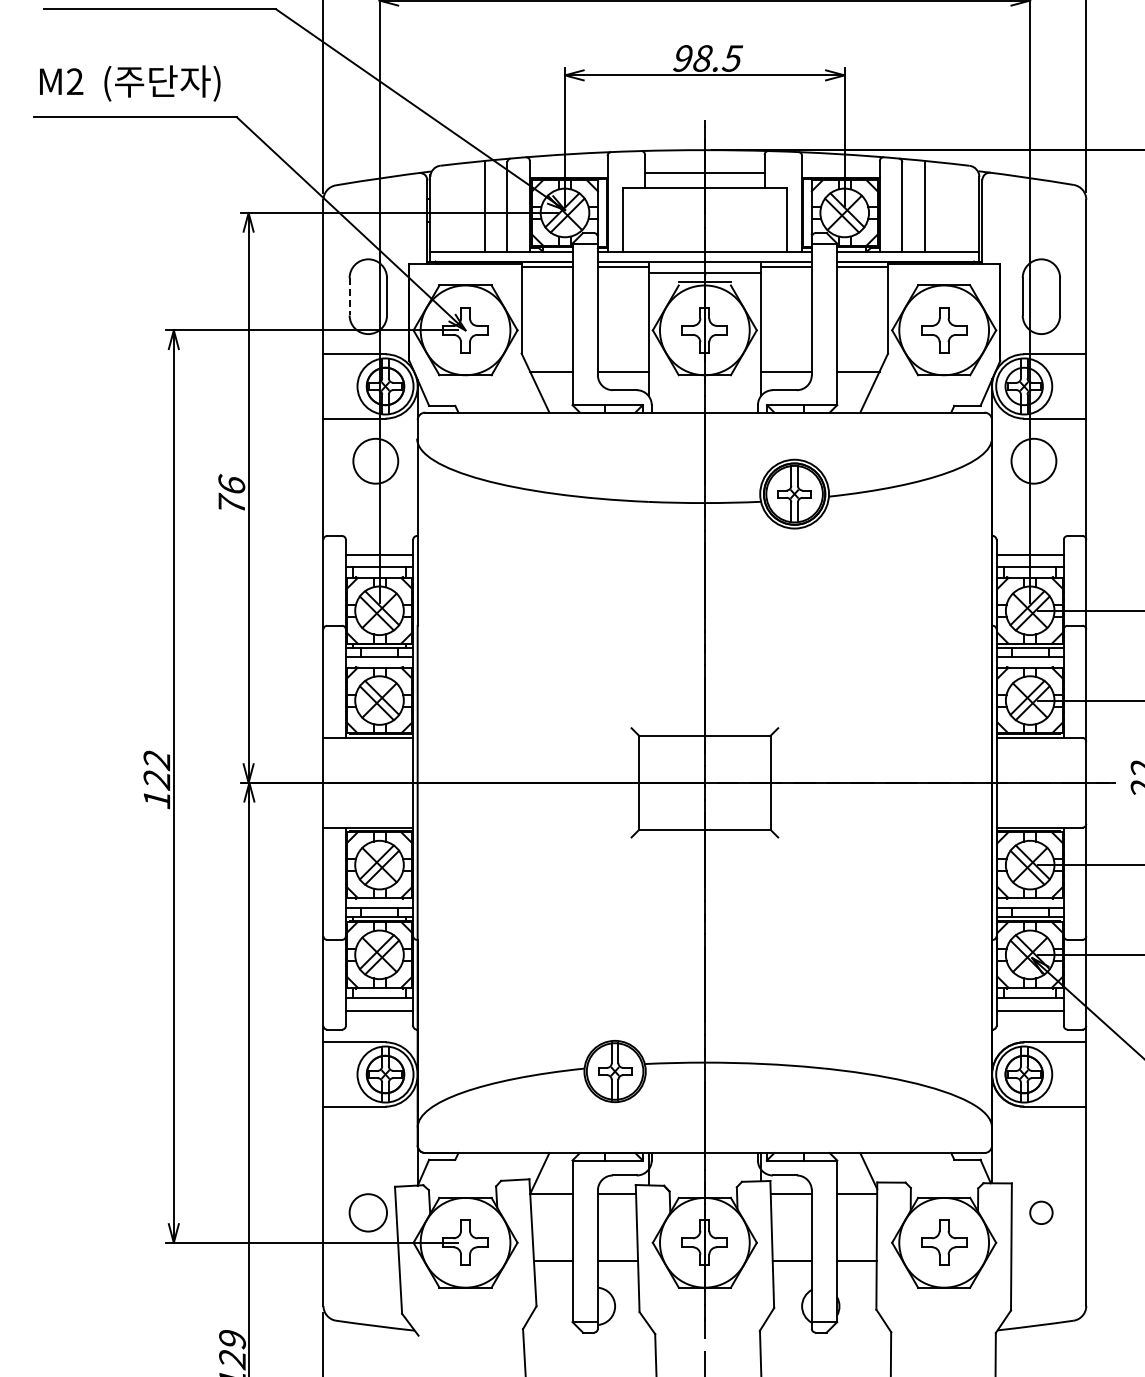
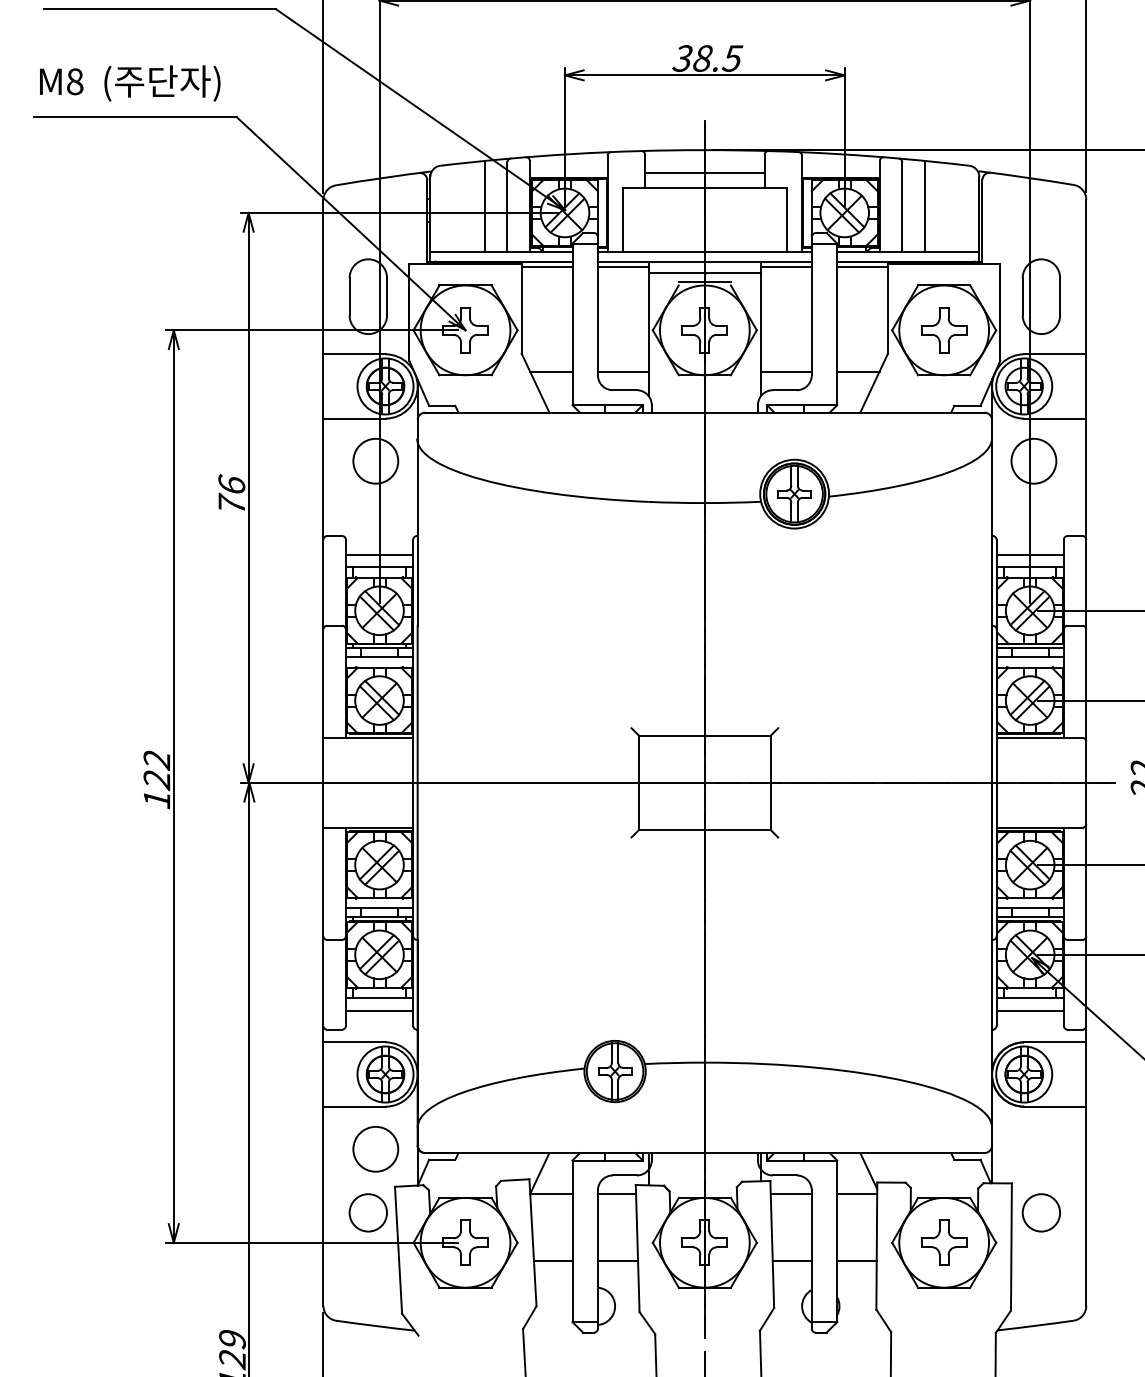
text: 98.5 -> 38.5 (682, 58)
text: M2 -> M8 (74, 81)
line: dashed -> solid (349, 296)
circle: none -> present (375, 1149)
circle diameter: 22 px -> 37 px (1041, 1212)
